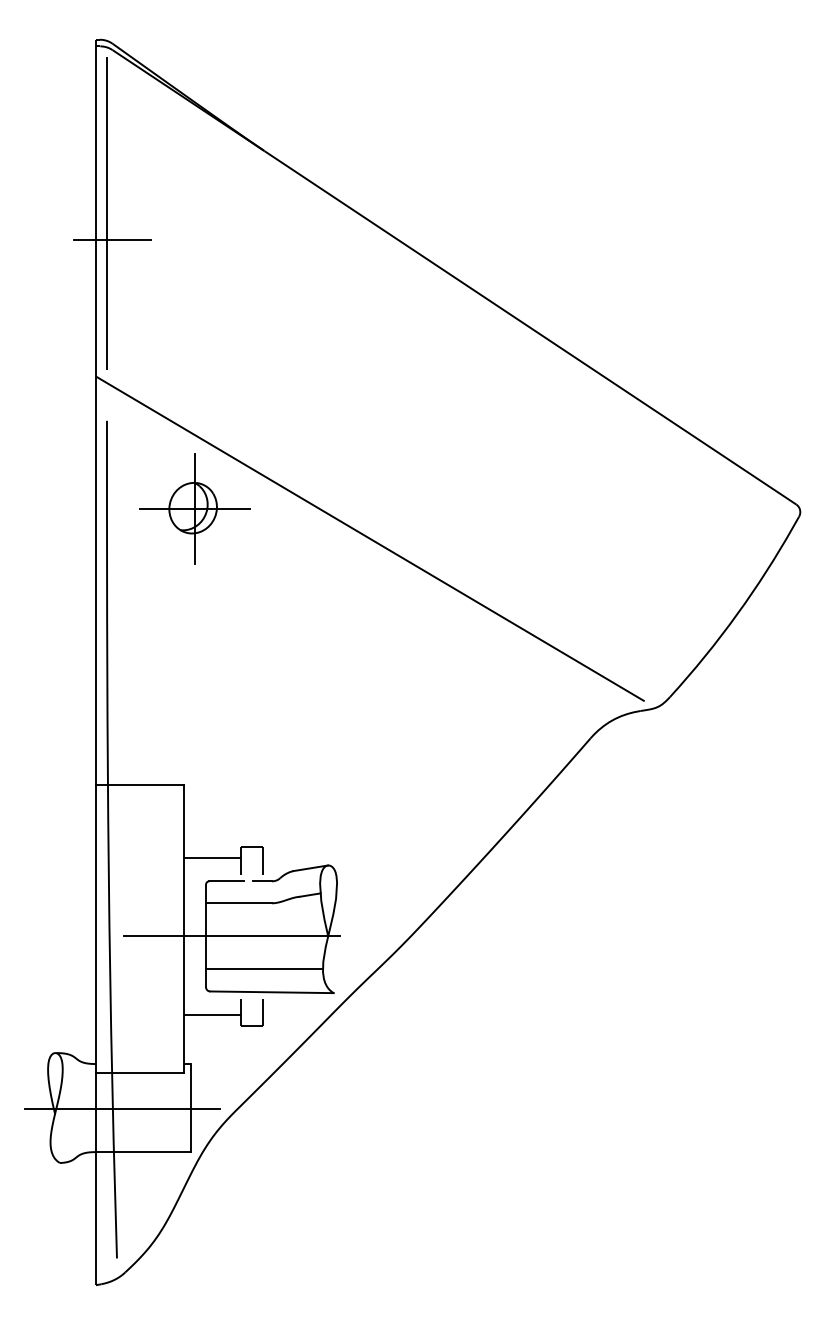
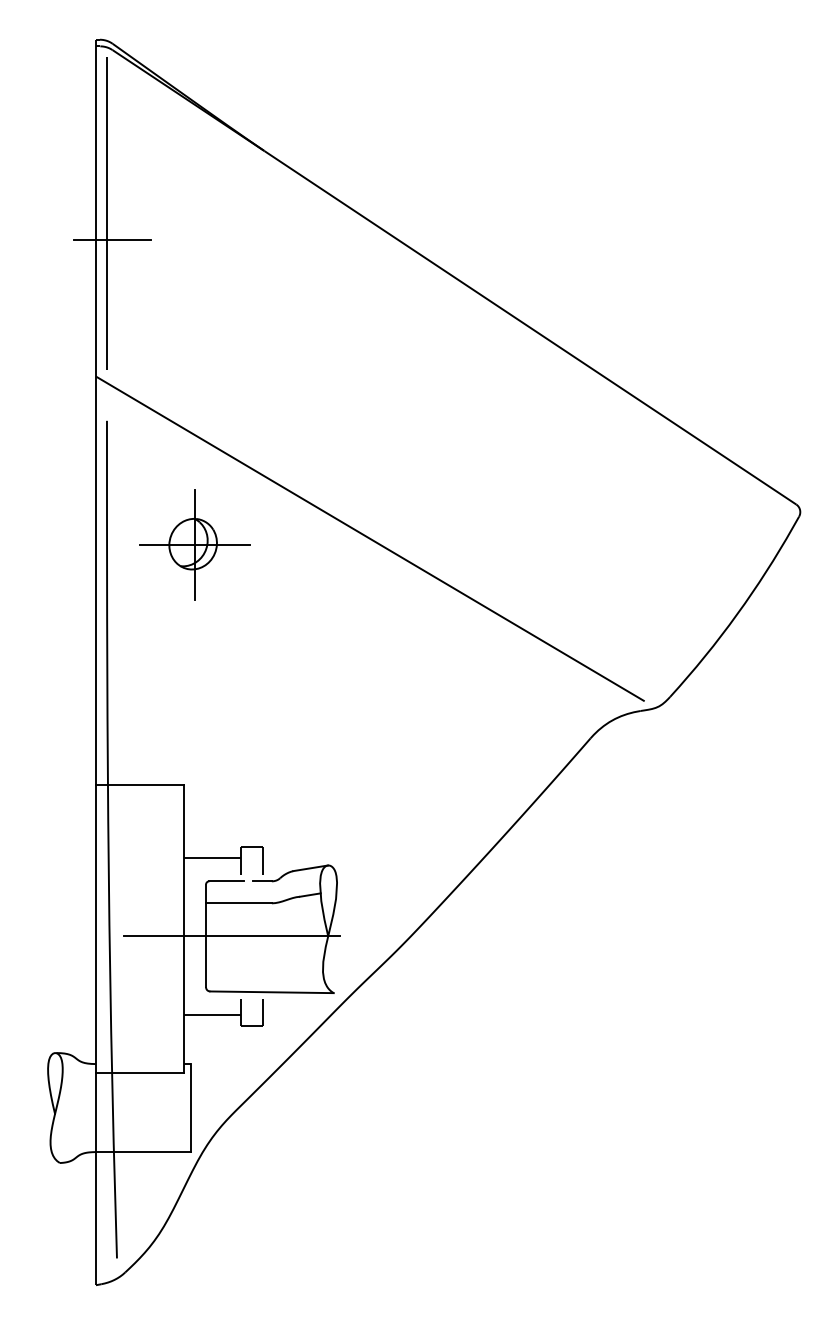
part position: (194, 508) -> (194, 544) (194, 544)
line: present -> none (264, 969)
line: present -> none (122, 1109)
